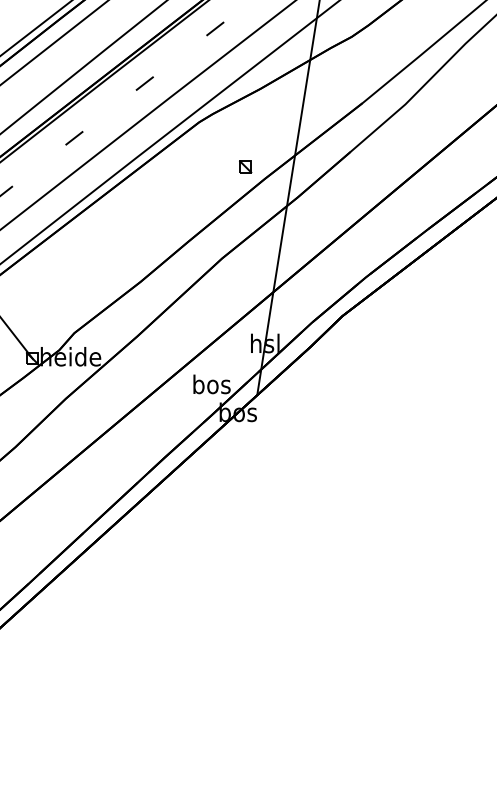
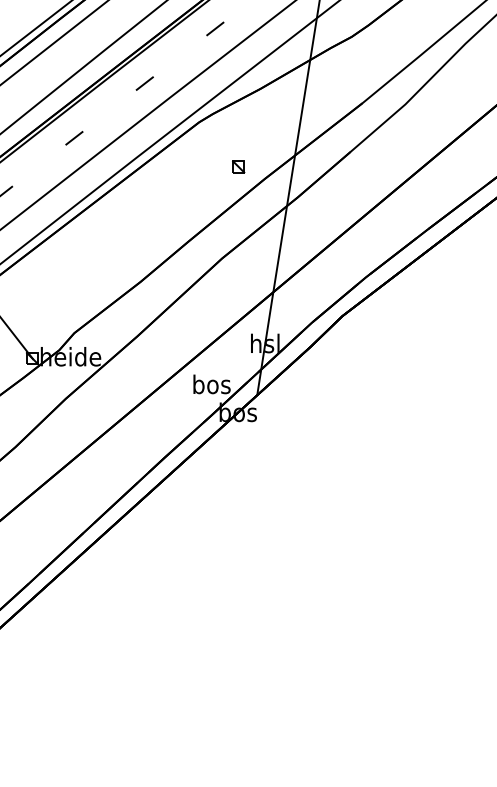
part position: (245, 166) -> (238, 166) (238, 166)
